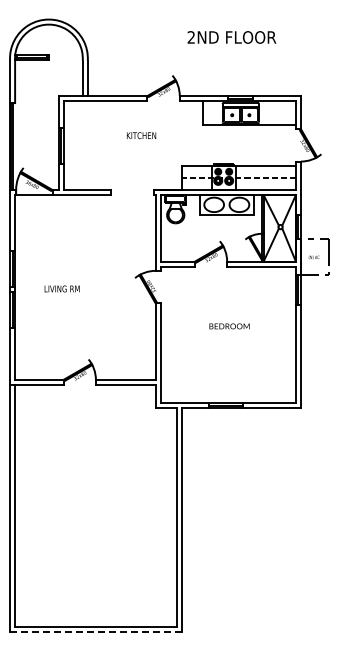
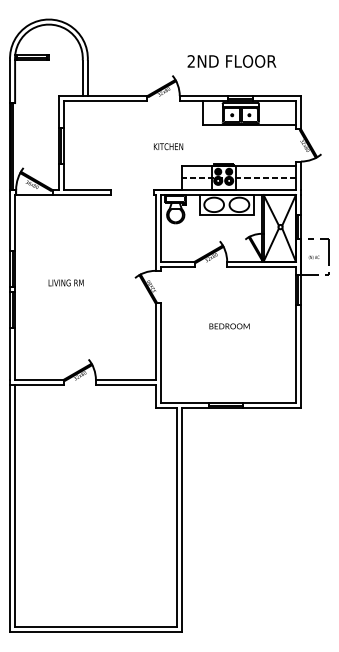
text position: (231, 37) -> (231, 61) (231, 61)
text position: (141, 135) -> (168, 146) (168, 146)
text position: (61, 288) -> (65, 282) (65, 282)
line: dashed -> solid (95, 632)
